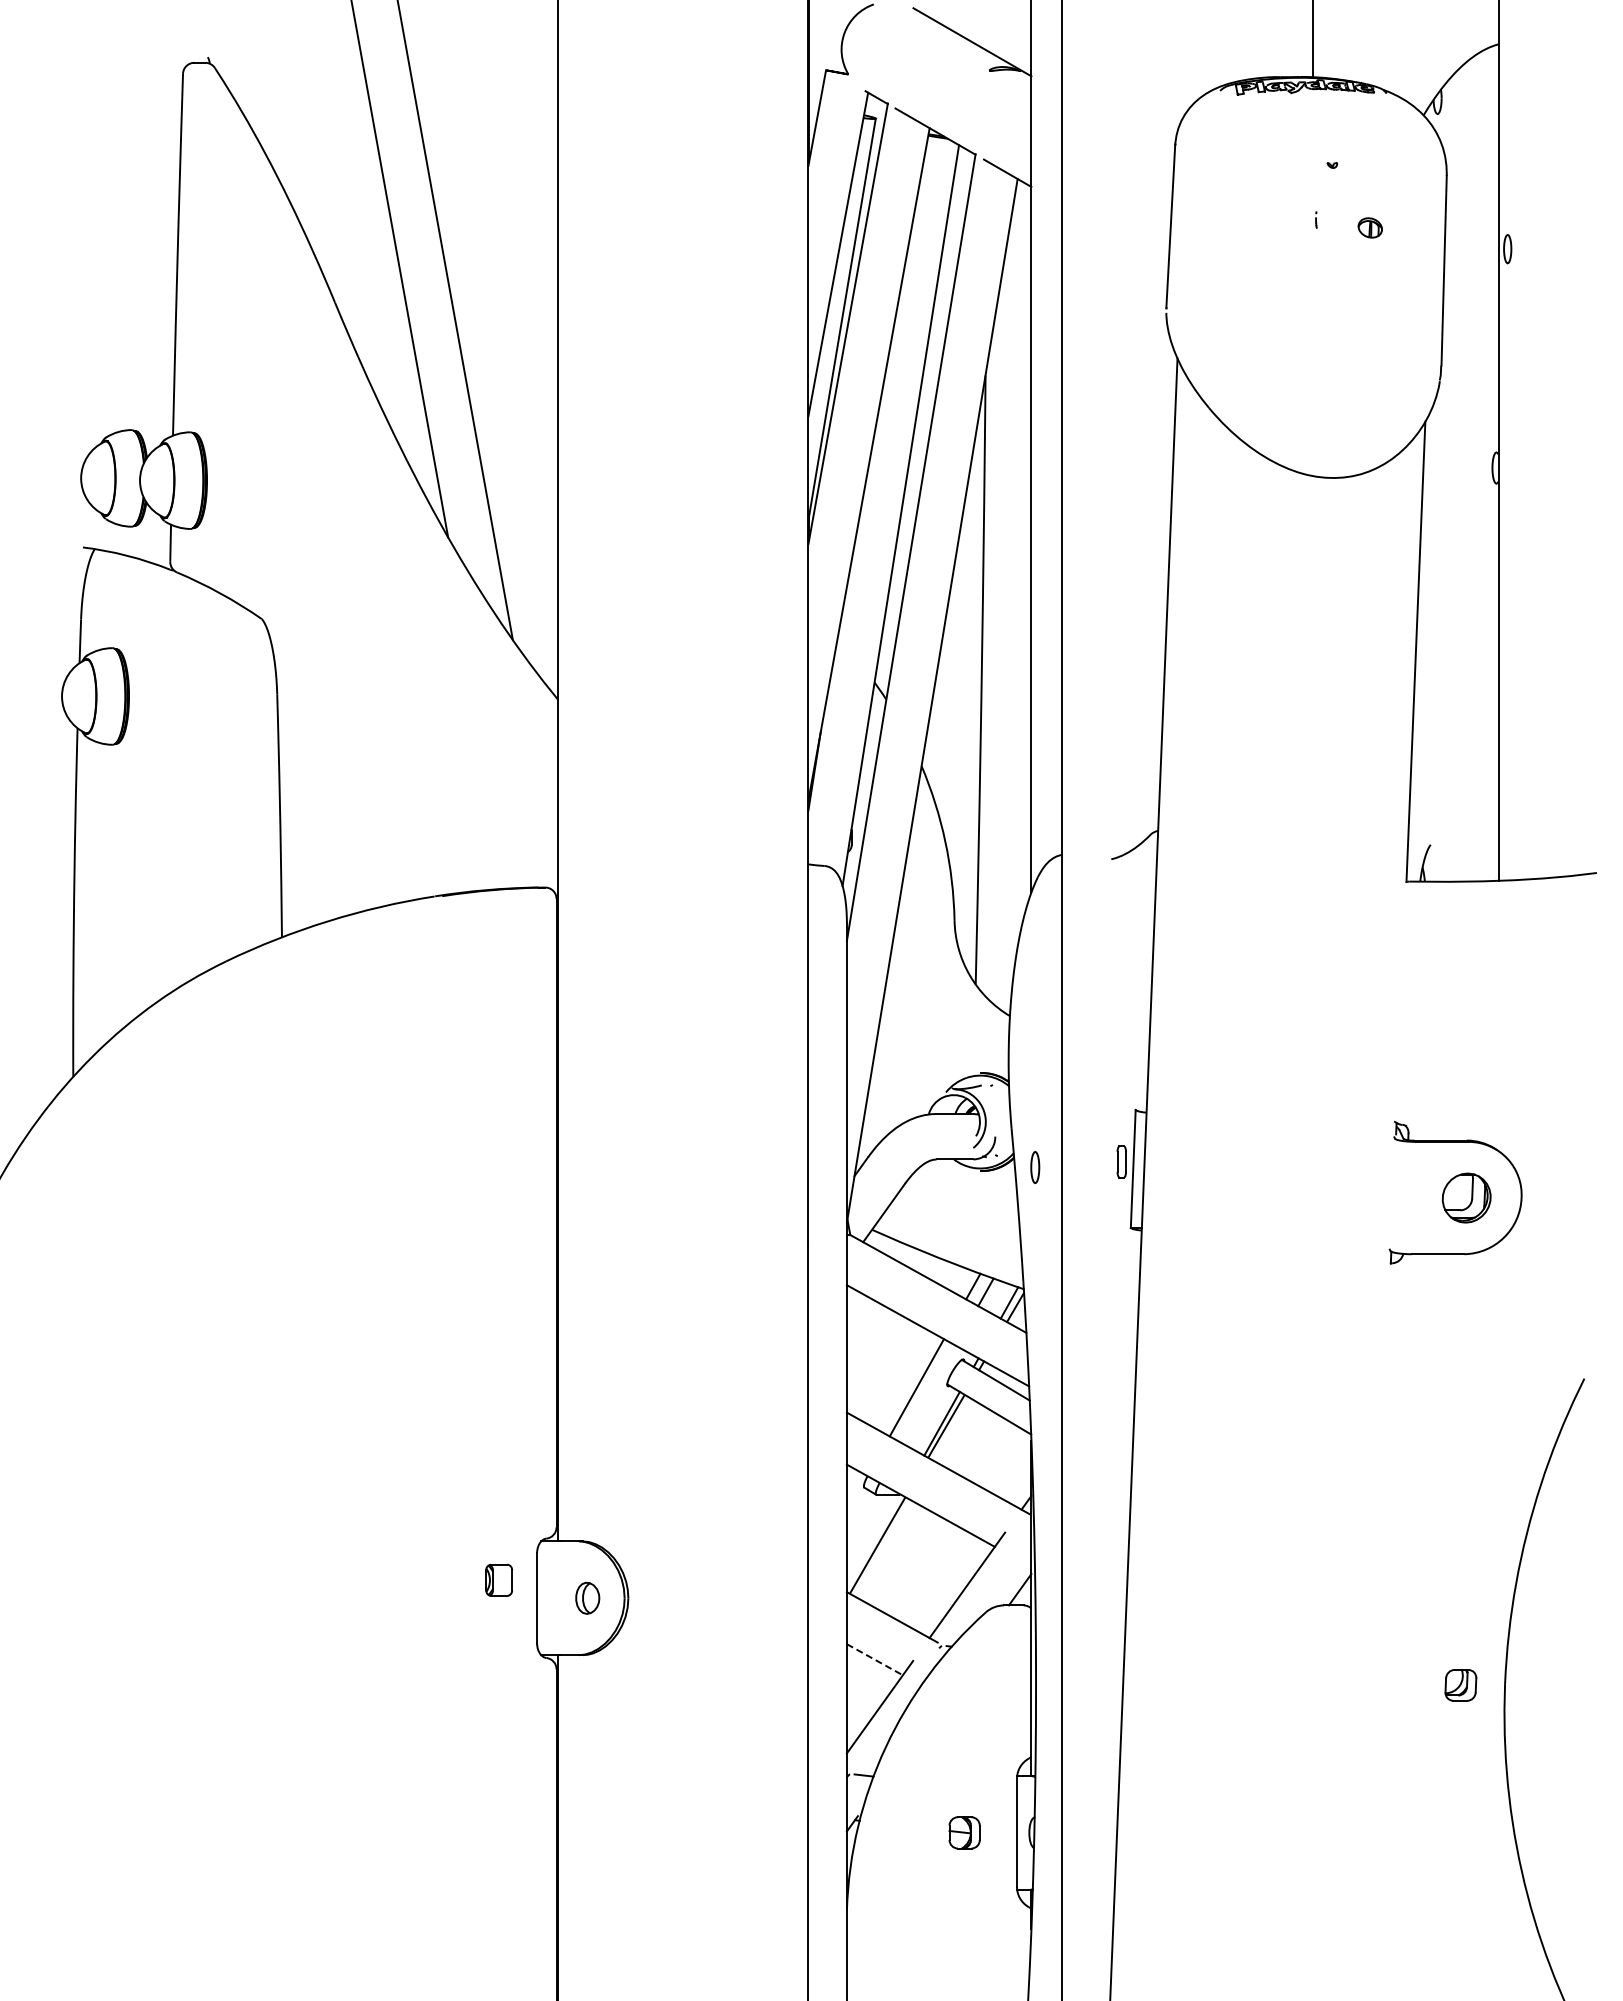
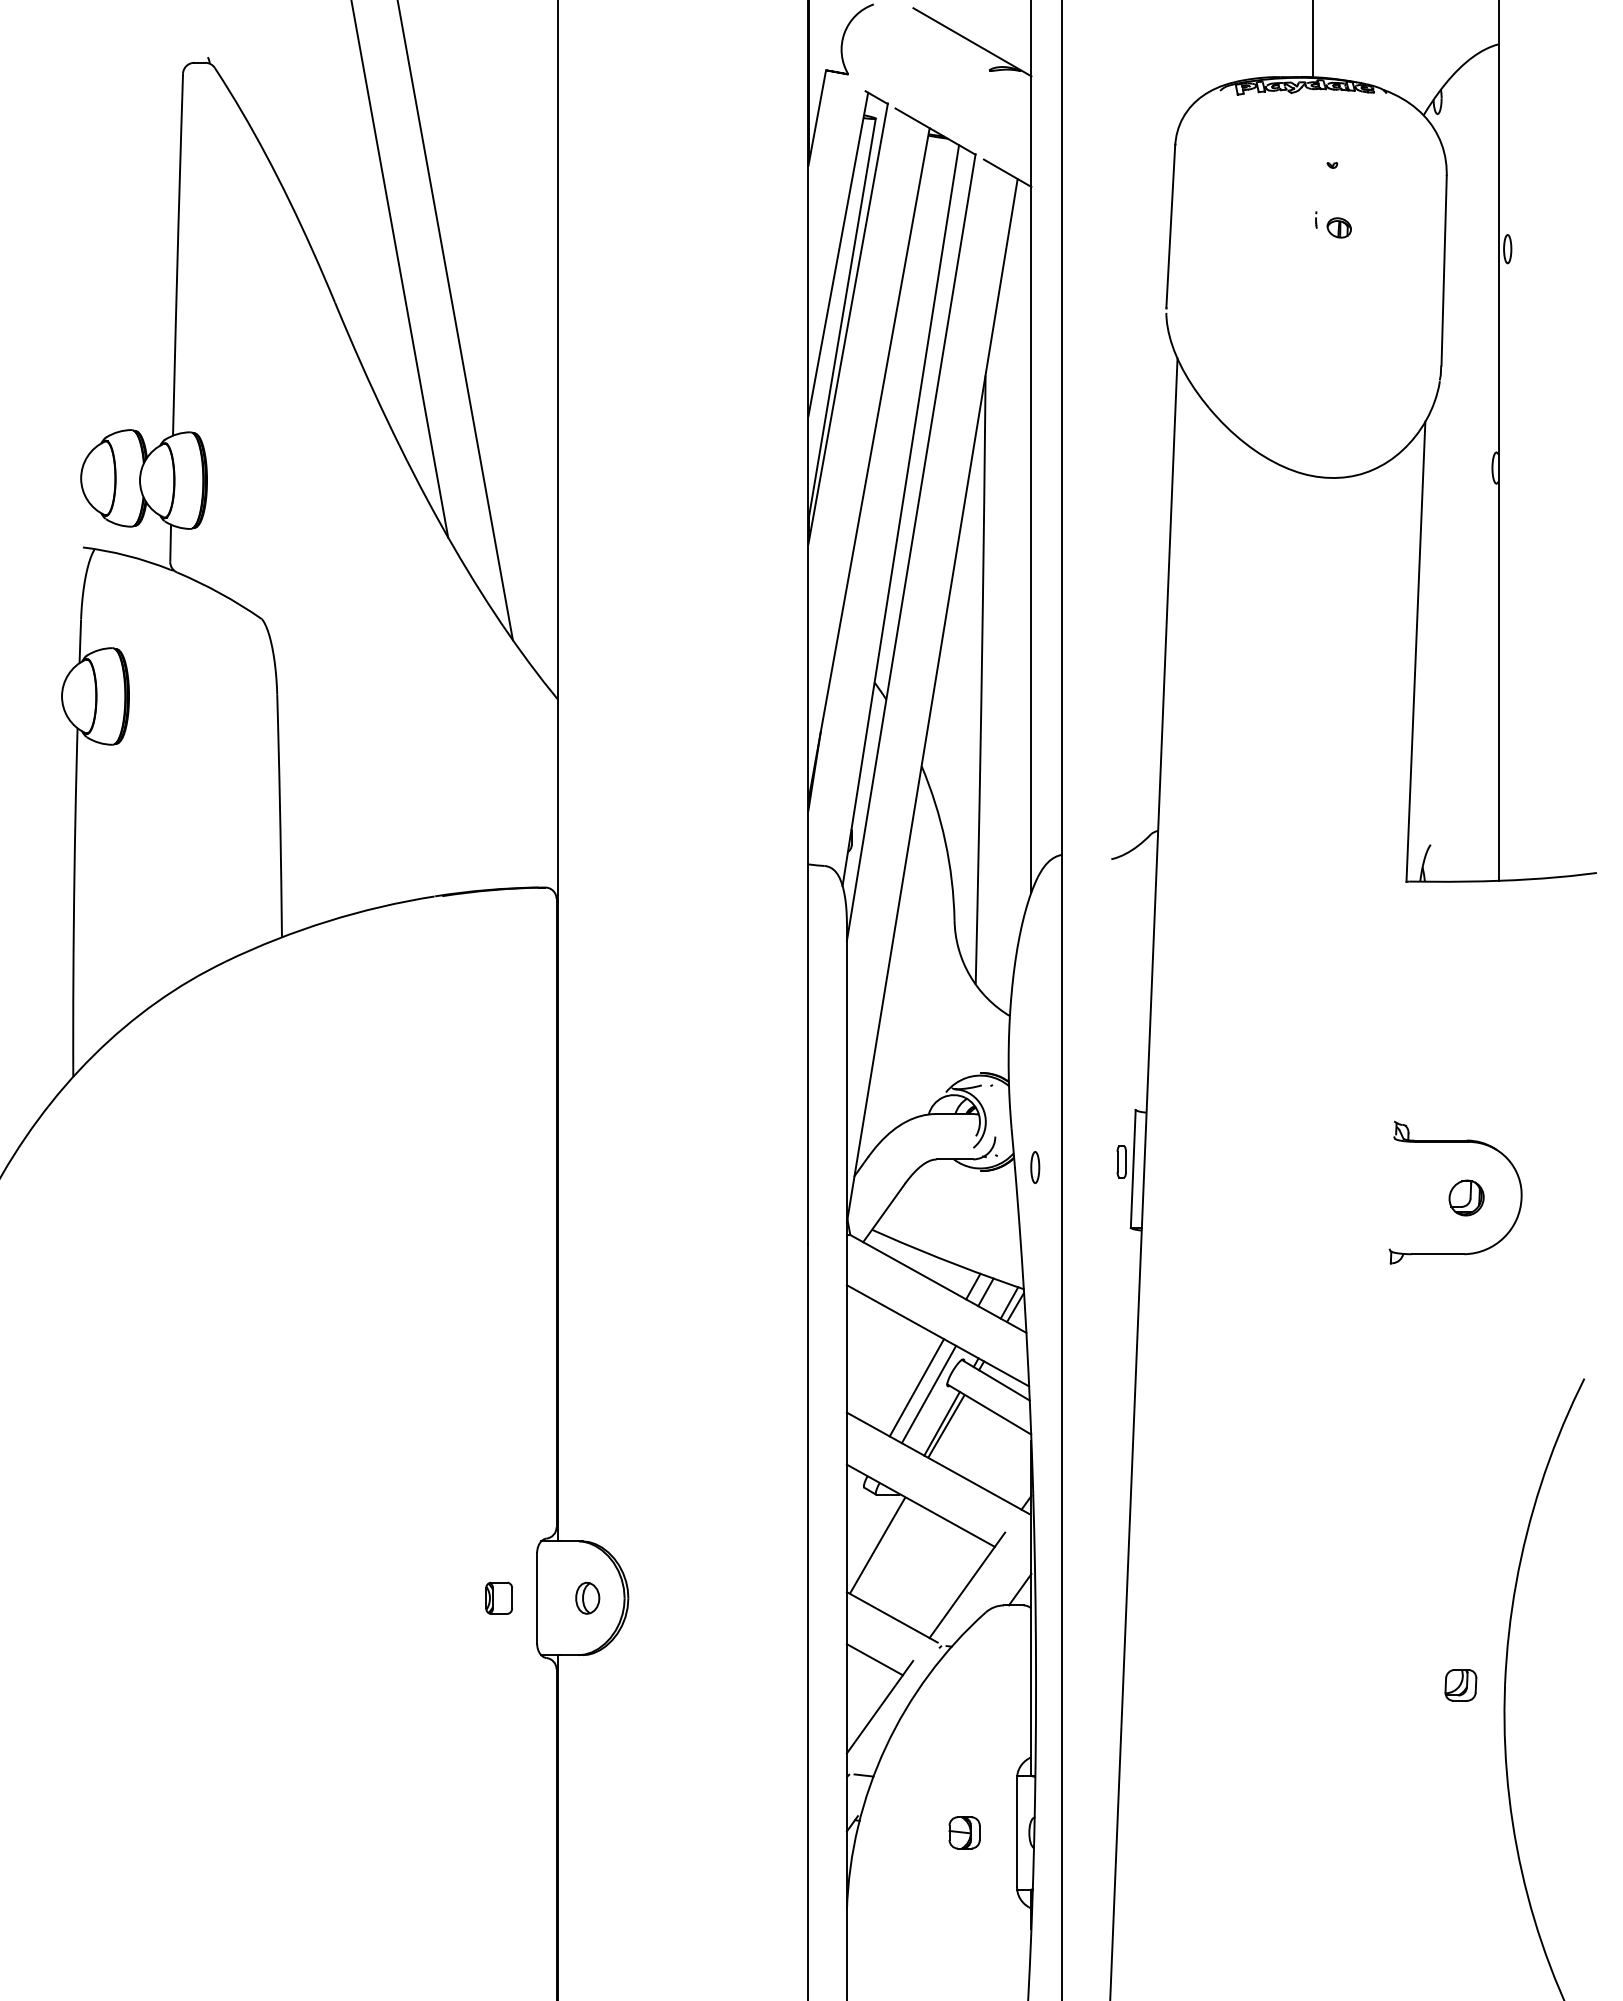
part position: (1369, 227) -> (1338, 227) (1338, 227)
part size: 51x52 px -> 37x38 px (1466, 1197)
line: none -> present (928, 1394)
part position: (498, 1579) -> (498, 1597) (498, 1597)
line: dashed -> solid (875, 1659)
